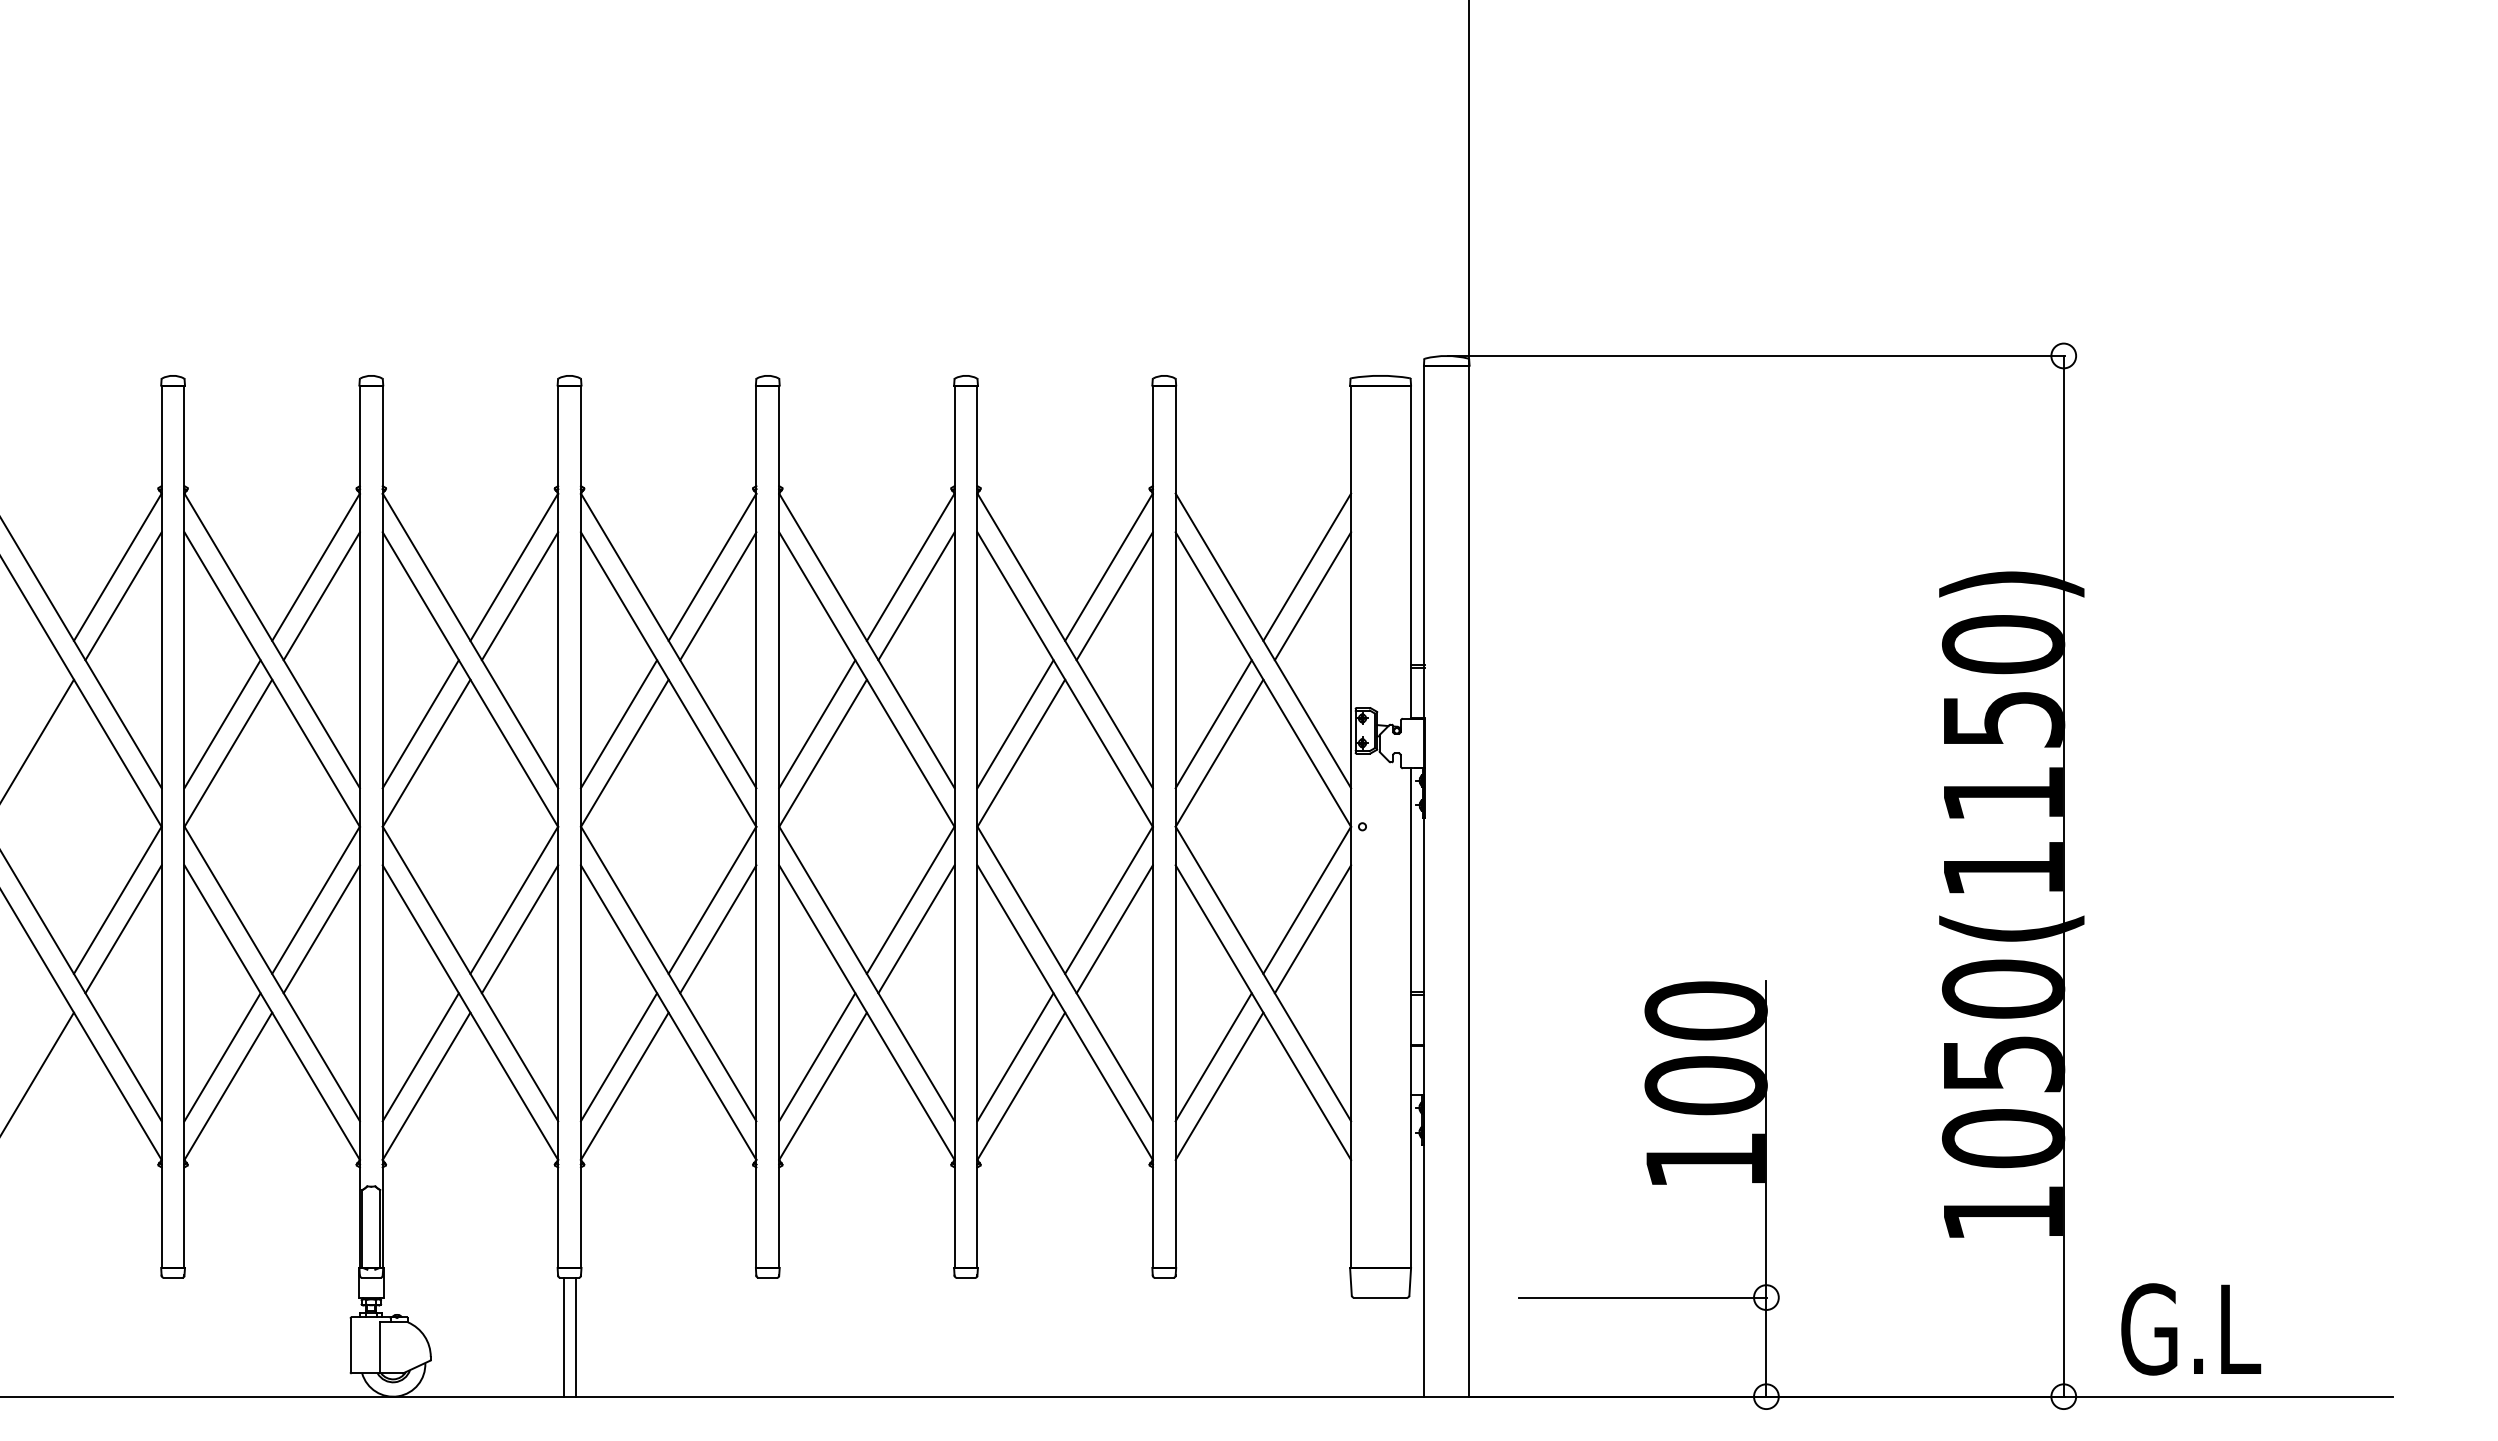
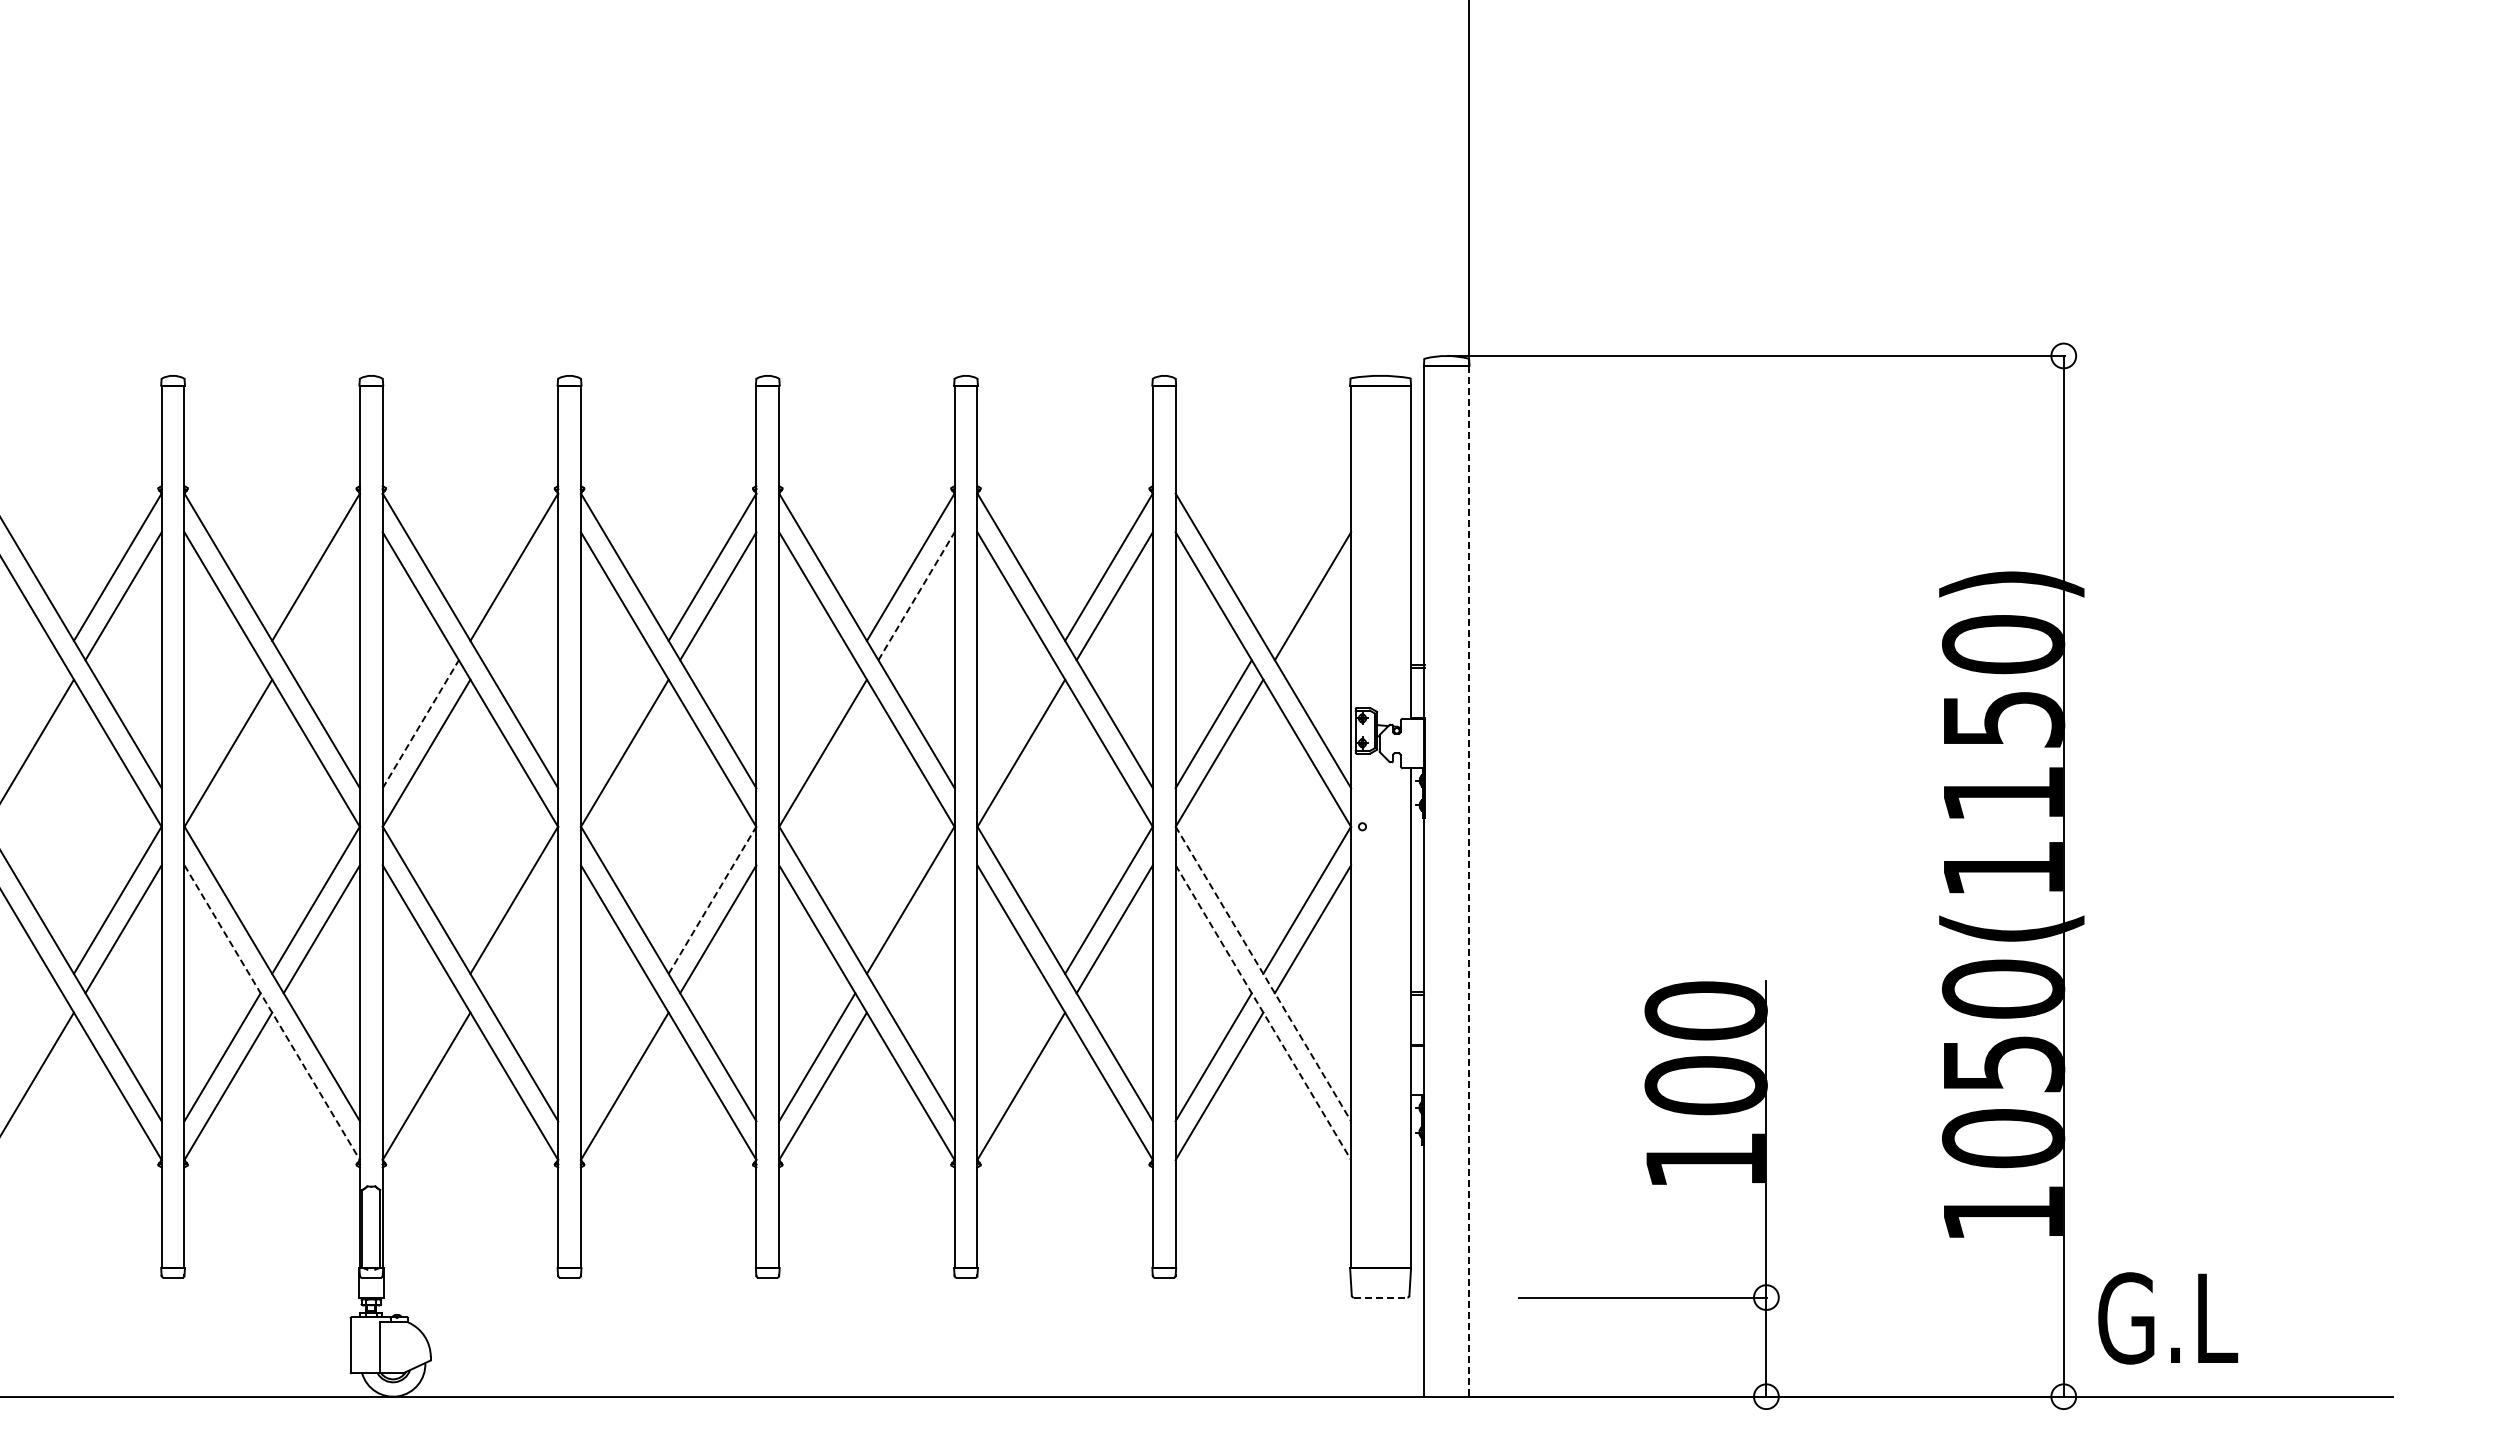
line: present -> none (1307, 566)
line: solid -> dashed (916, 595)
line: present -> none (321, 596)
line: present -> none (519, 596)
line: solid -> dashed (421, 723)
line: present -> none (222, 724)
line: present -> none (618, 724)
line: present -> none (817, 724)
line: present -> none (1015, 724)
line: solid -> dashed (1469, 881)
line: solid -> dashed (712, 900)
line: present -> none (519, 929)
line: present -> none (916, 929)
line: solid -> dashed (1263, 974)
line: solid -> dashed (272, 1013)
line: solid -> dashed (1263, 1013)
line: present -> none (420, 1057)
line: present -> none (618, 1057)
line: present -> none (1015, 1057)
line: solid -> dashed (1381, 1297)
text position: (2191, 1329) -> (2168, 1318) (2168, 1318)
line: present -> none (563, 1336)
line: present -> none (575, 1336)
